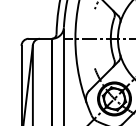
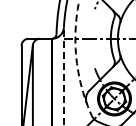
arc: solid -> dashed (76, 59)
line: solid -> dashed (63, 77)
